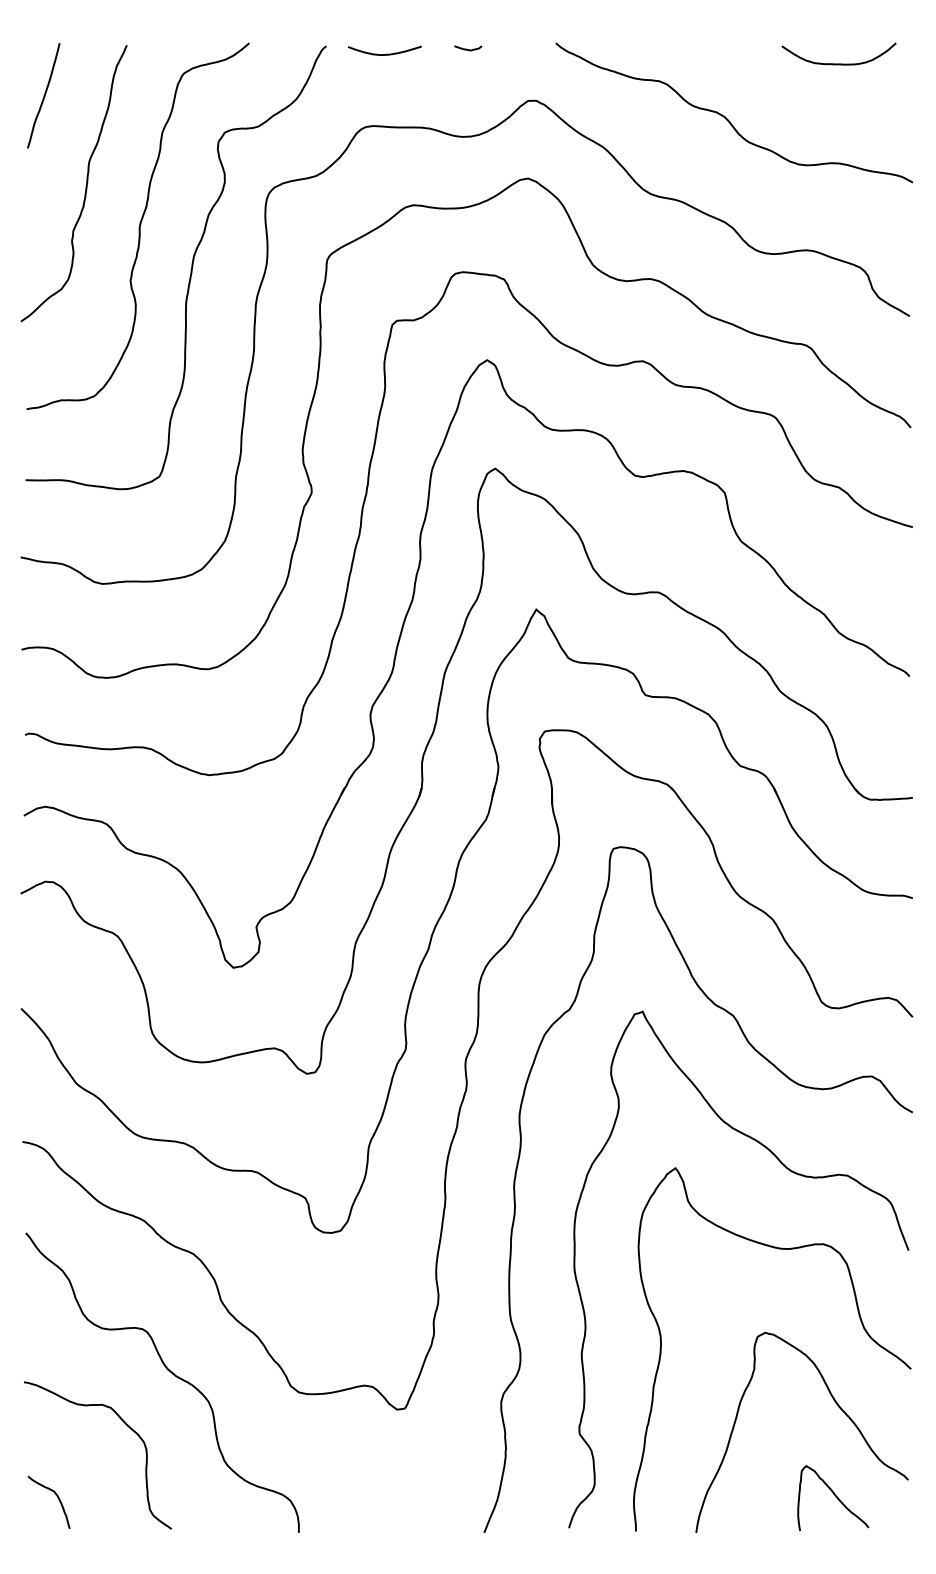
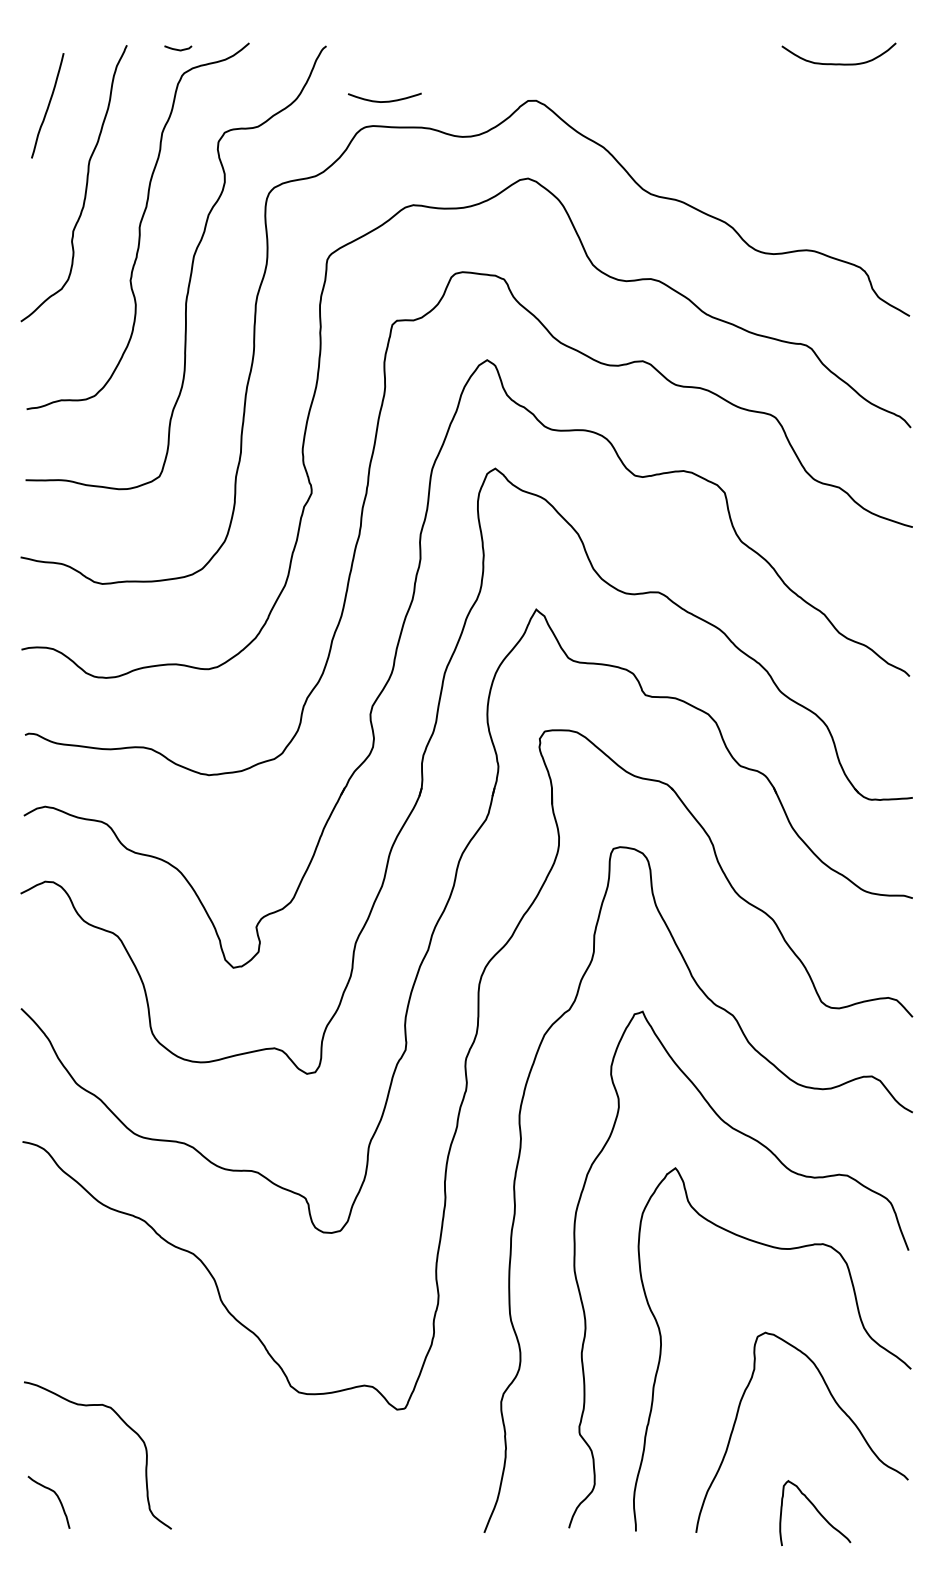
curve position: (468, 49) -> (178, 49) (178, 49)
curve position: (386, 53) -> (386, 100) (386, 100)
curve position: (43, 95) -> (47, 105) (47, 105)
curve: present -> none (727, 118)
curve: present -> none (168, 1371)
curve position: (835, 1497) -> (817, 1512) (817, 1512)
